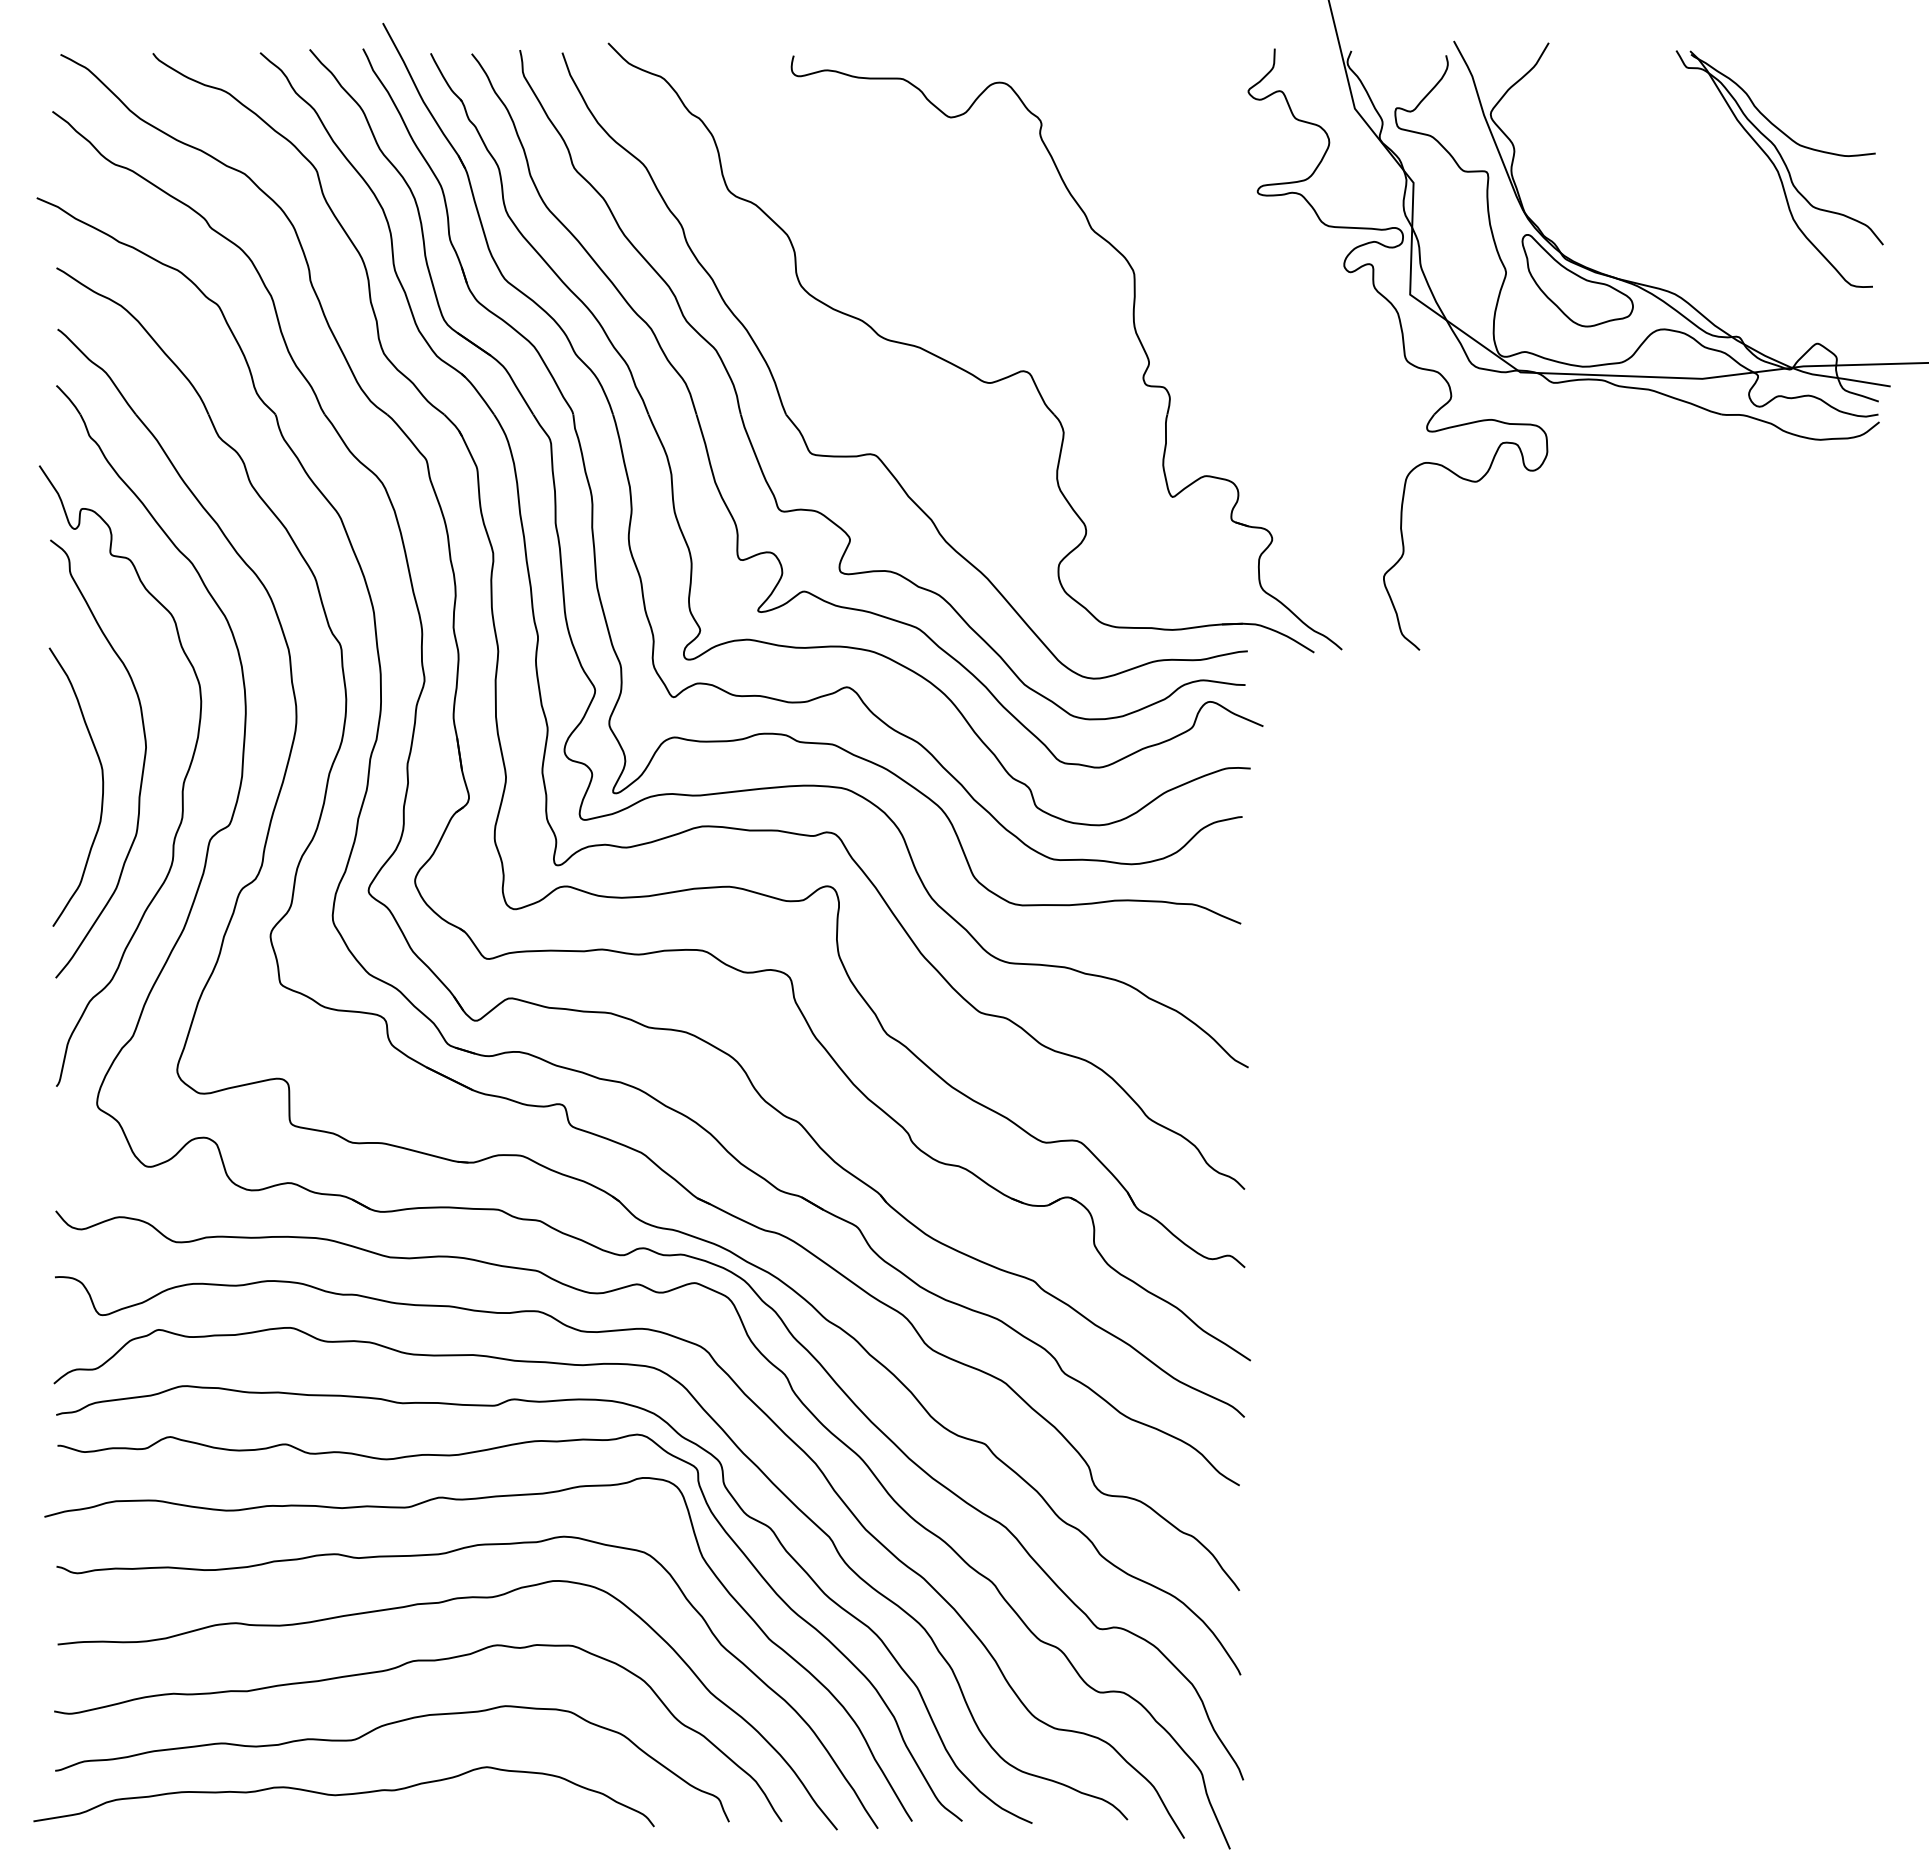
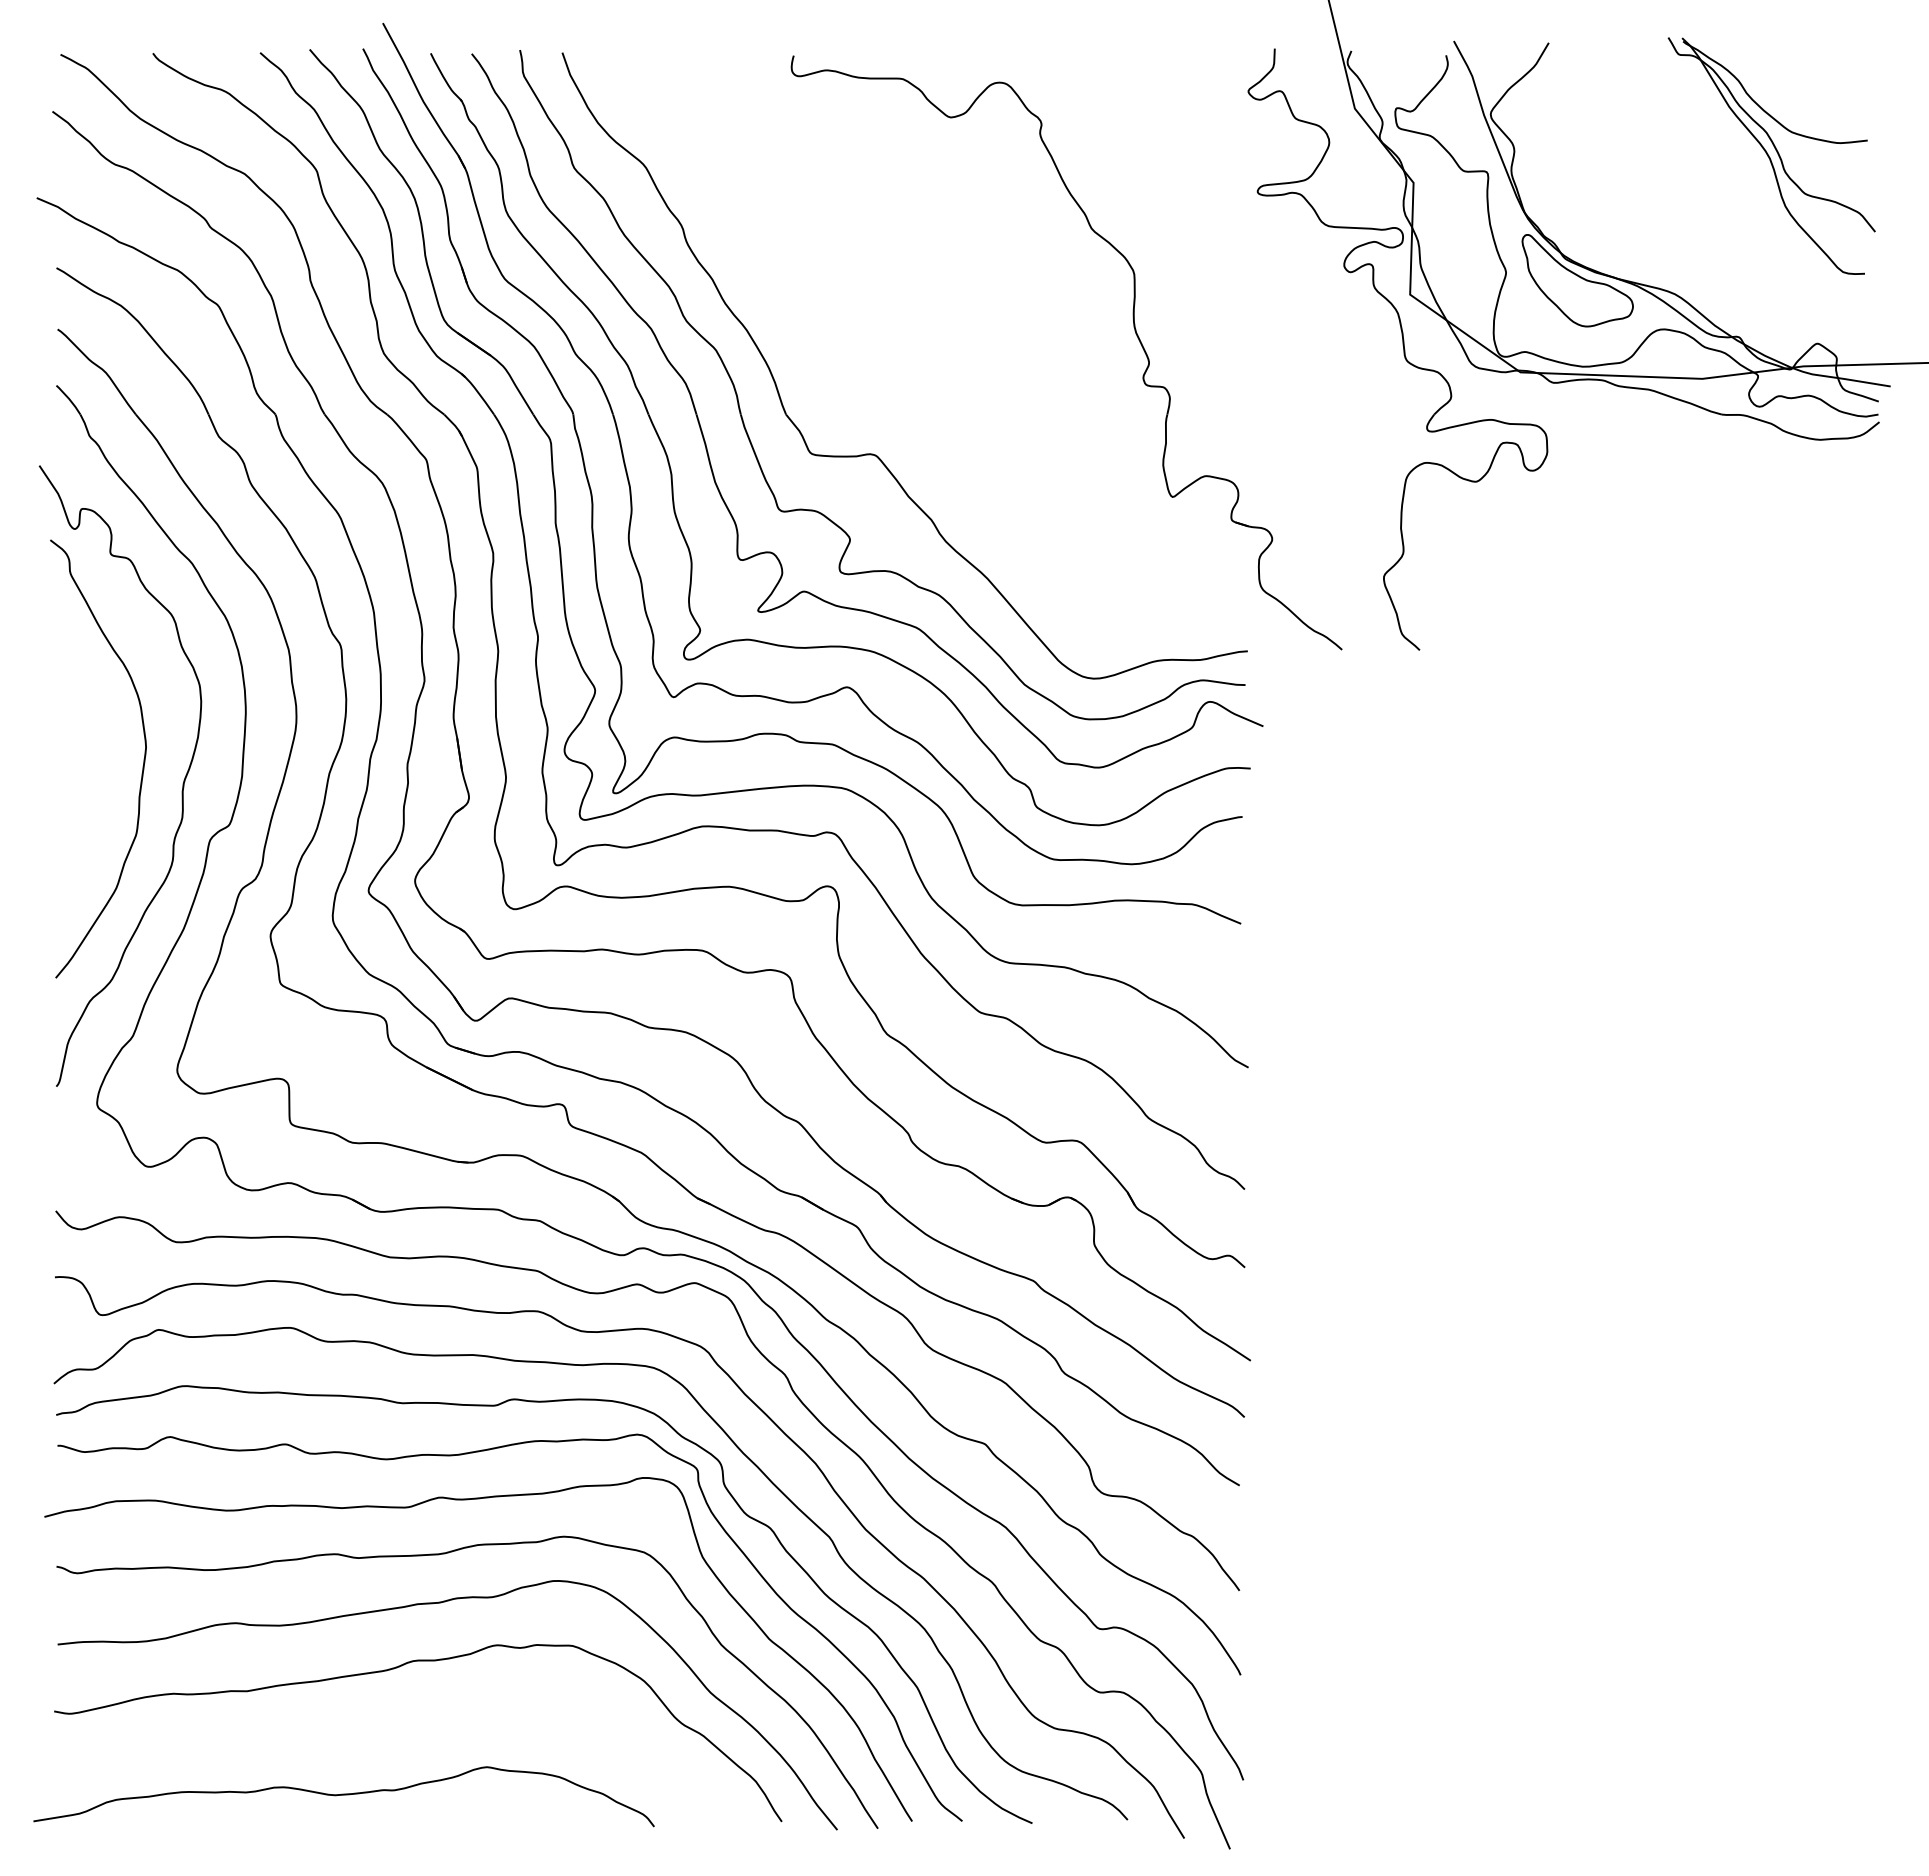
part position: (1779, 168) -> (1771, 155) (1771, 155)
part: present -> none (953, 363)
curve: present -> none (102, 786)
curve: present -> none (373, 1731)
